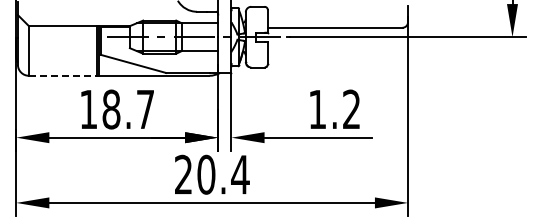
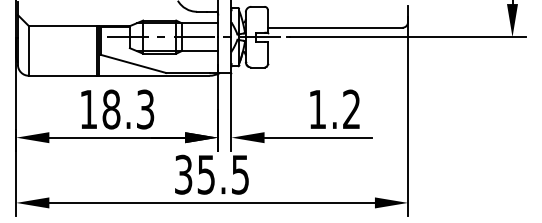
line: dashed -> solid (62, 75)
text: 18.7 -> 18.3 (145, 109)
text: 20.4 -> 35.5 (212, 174)
